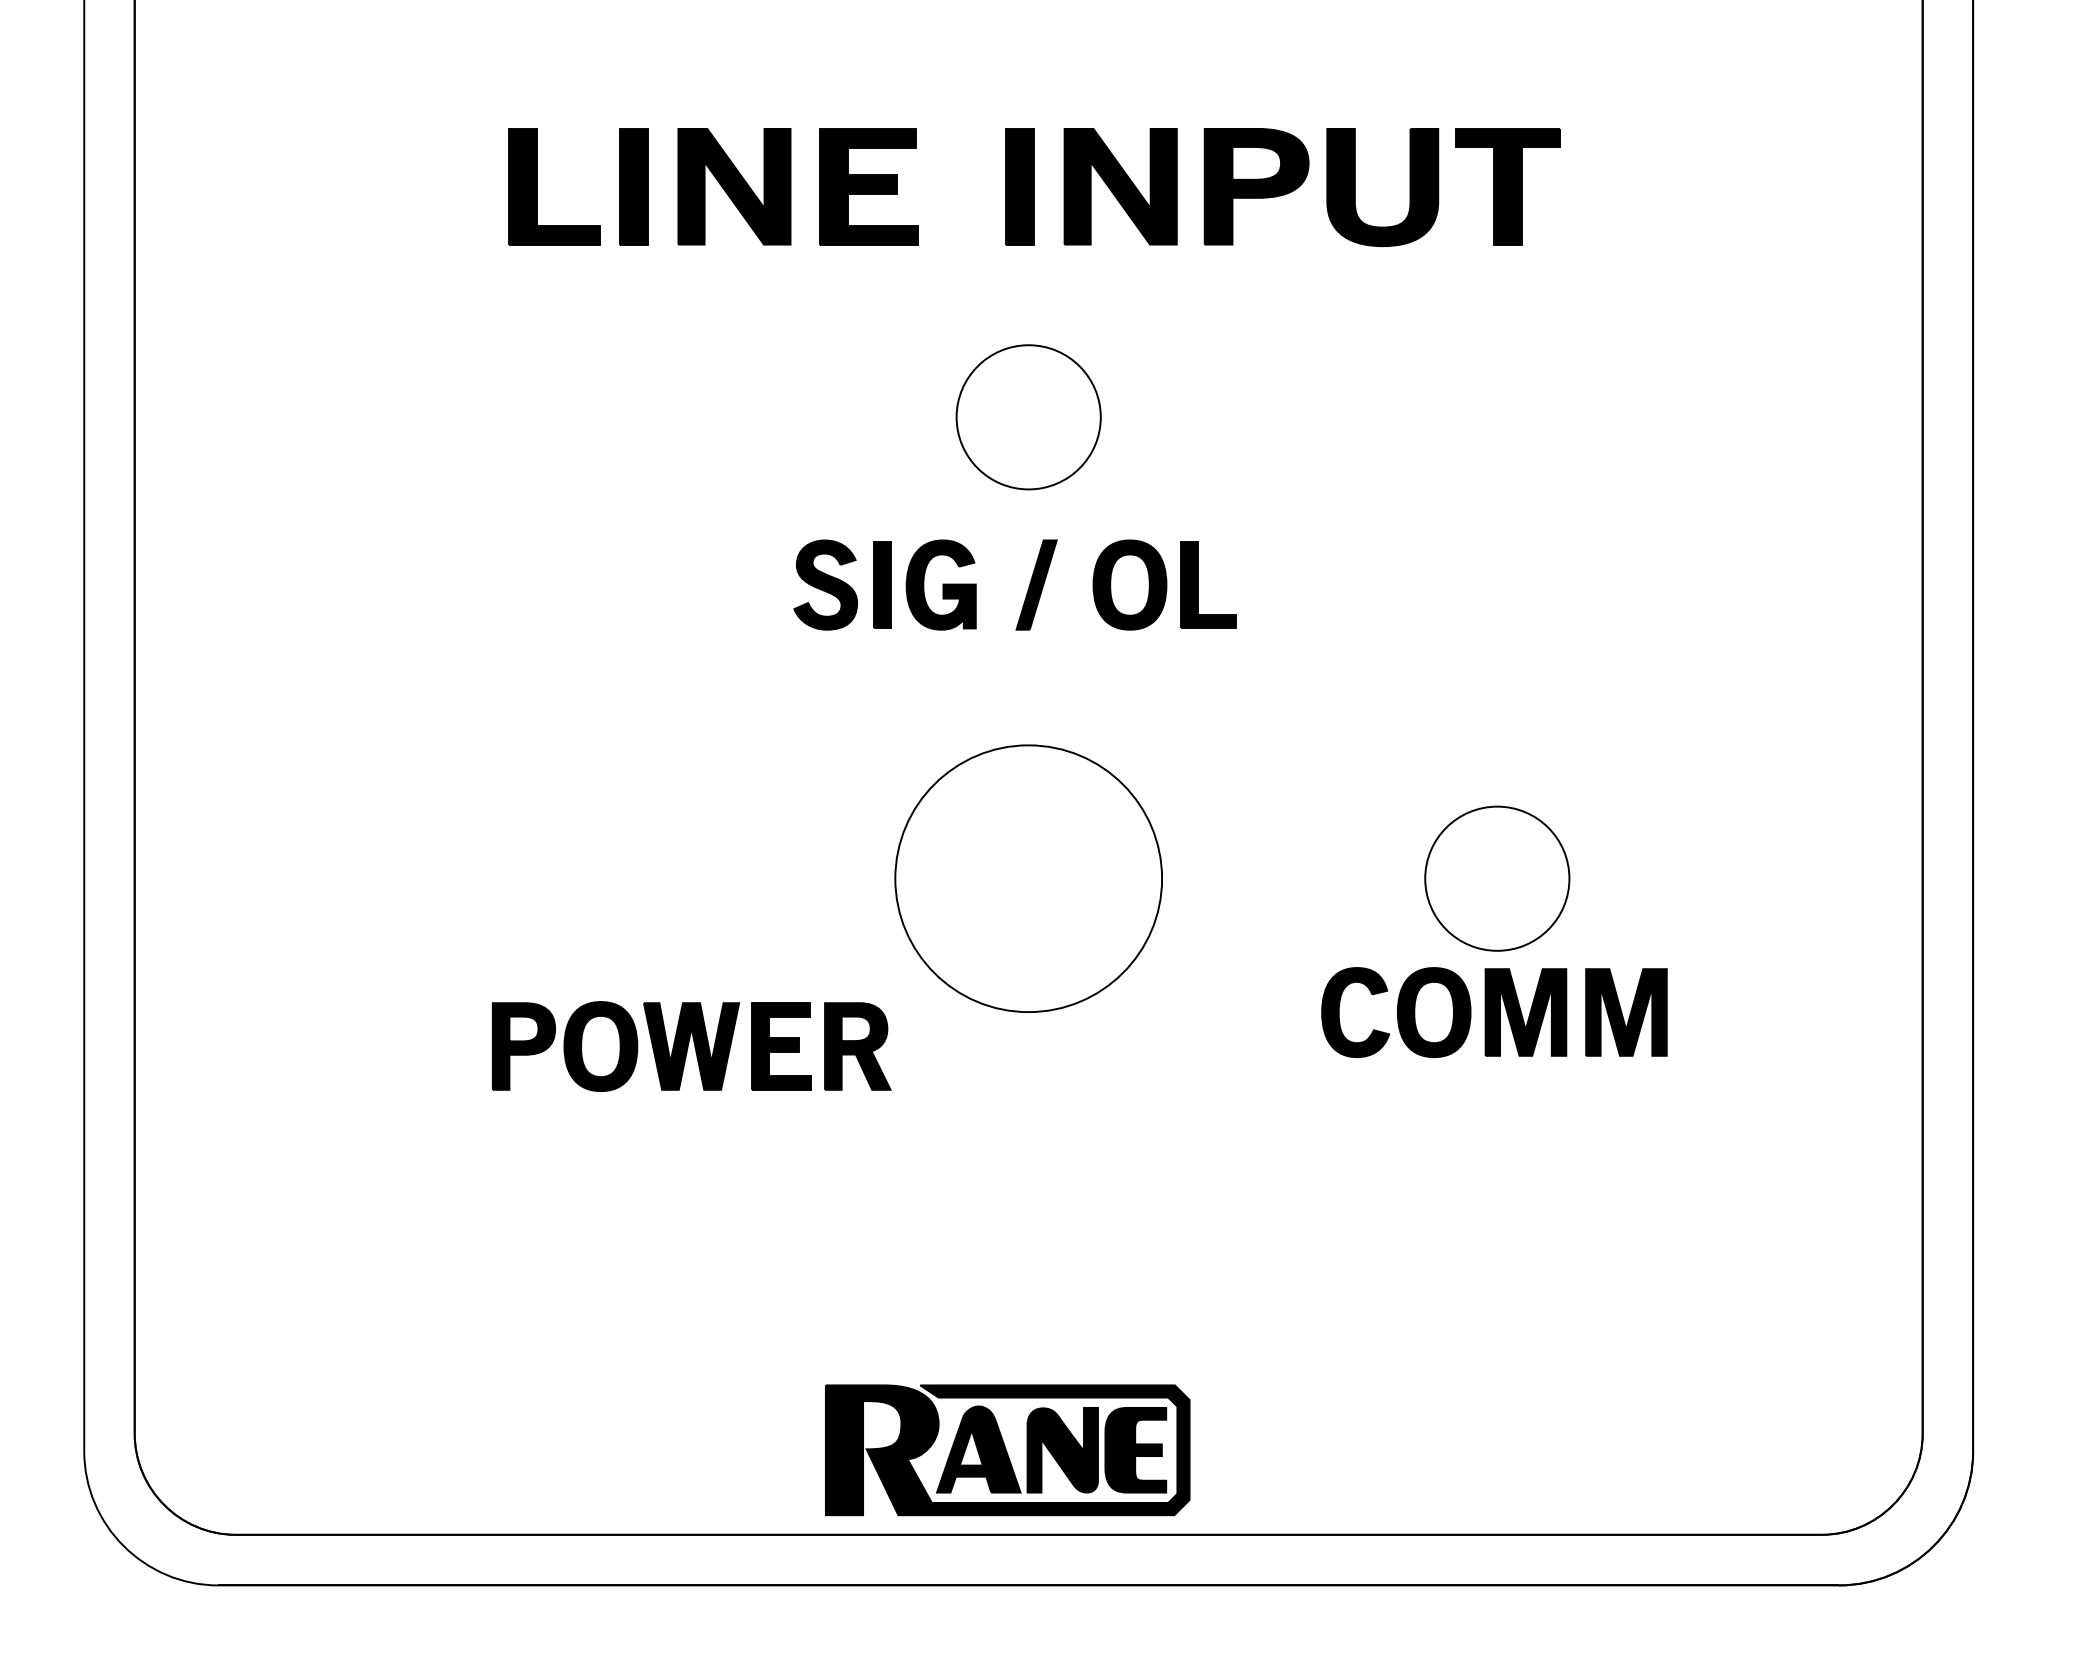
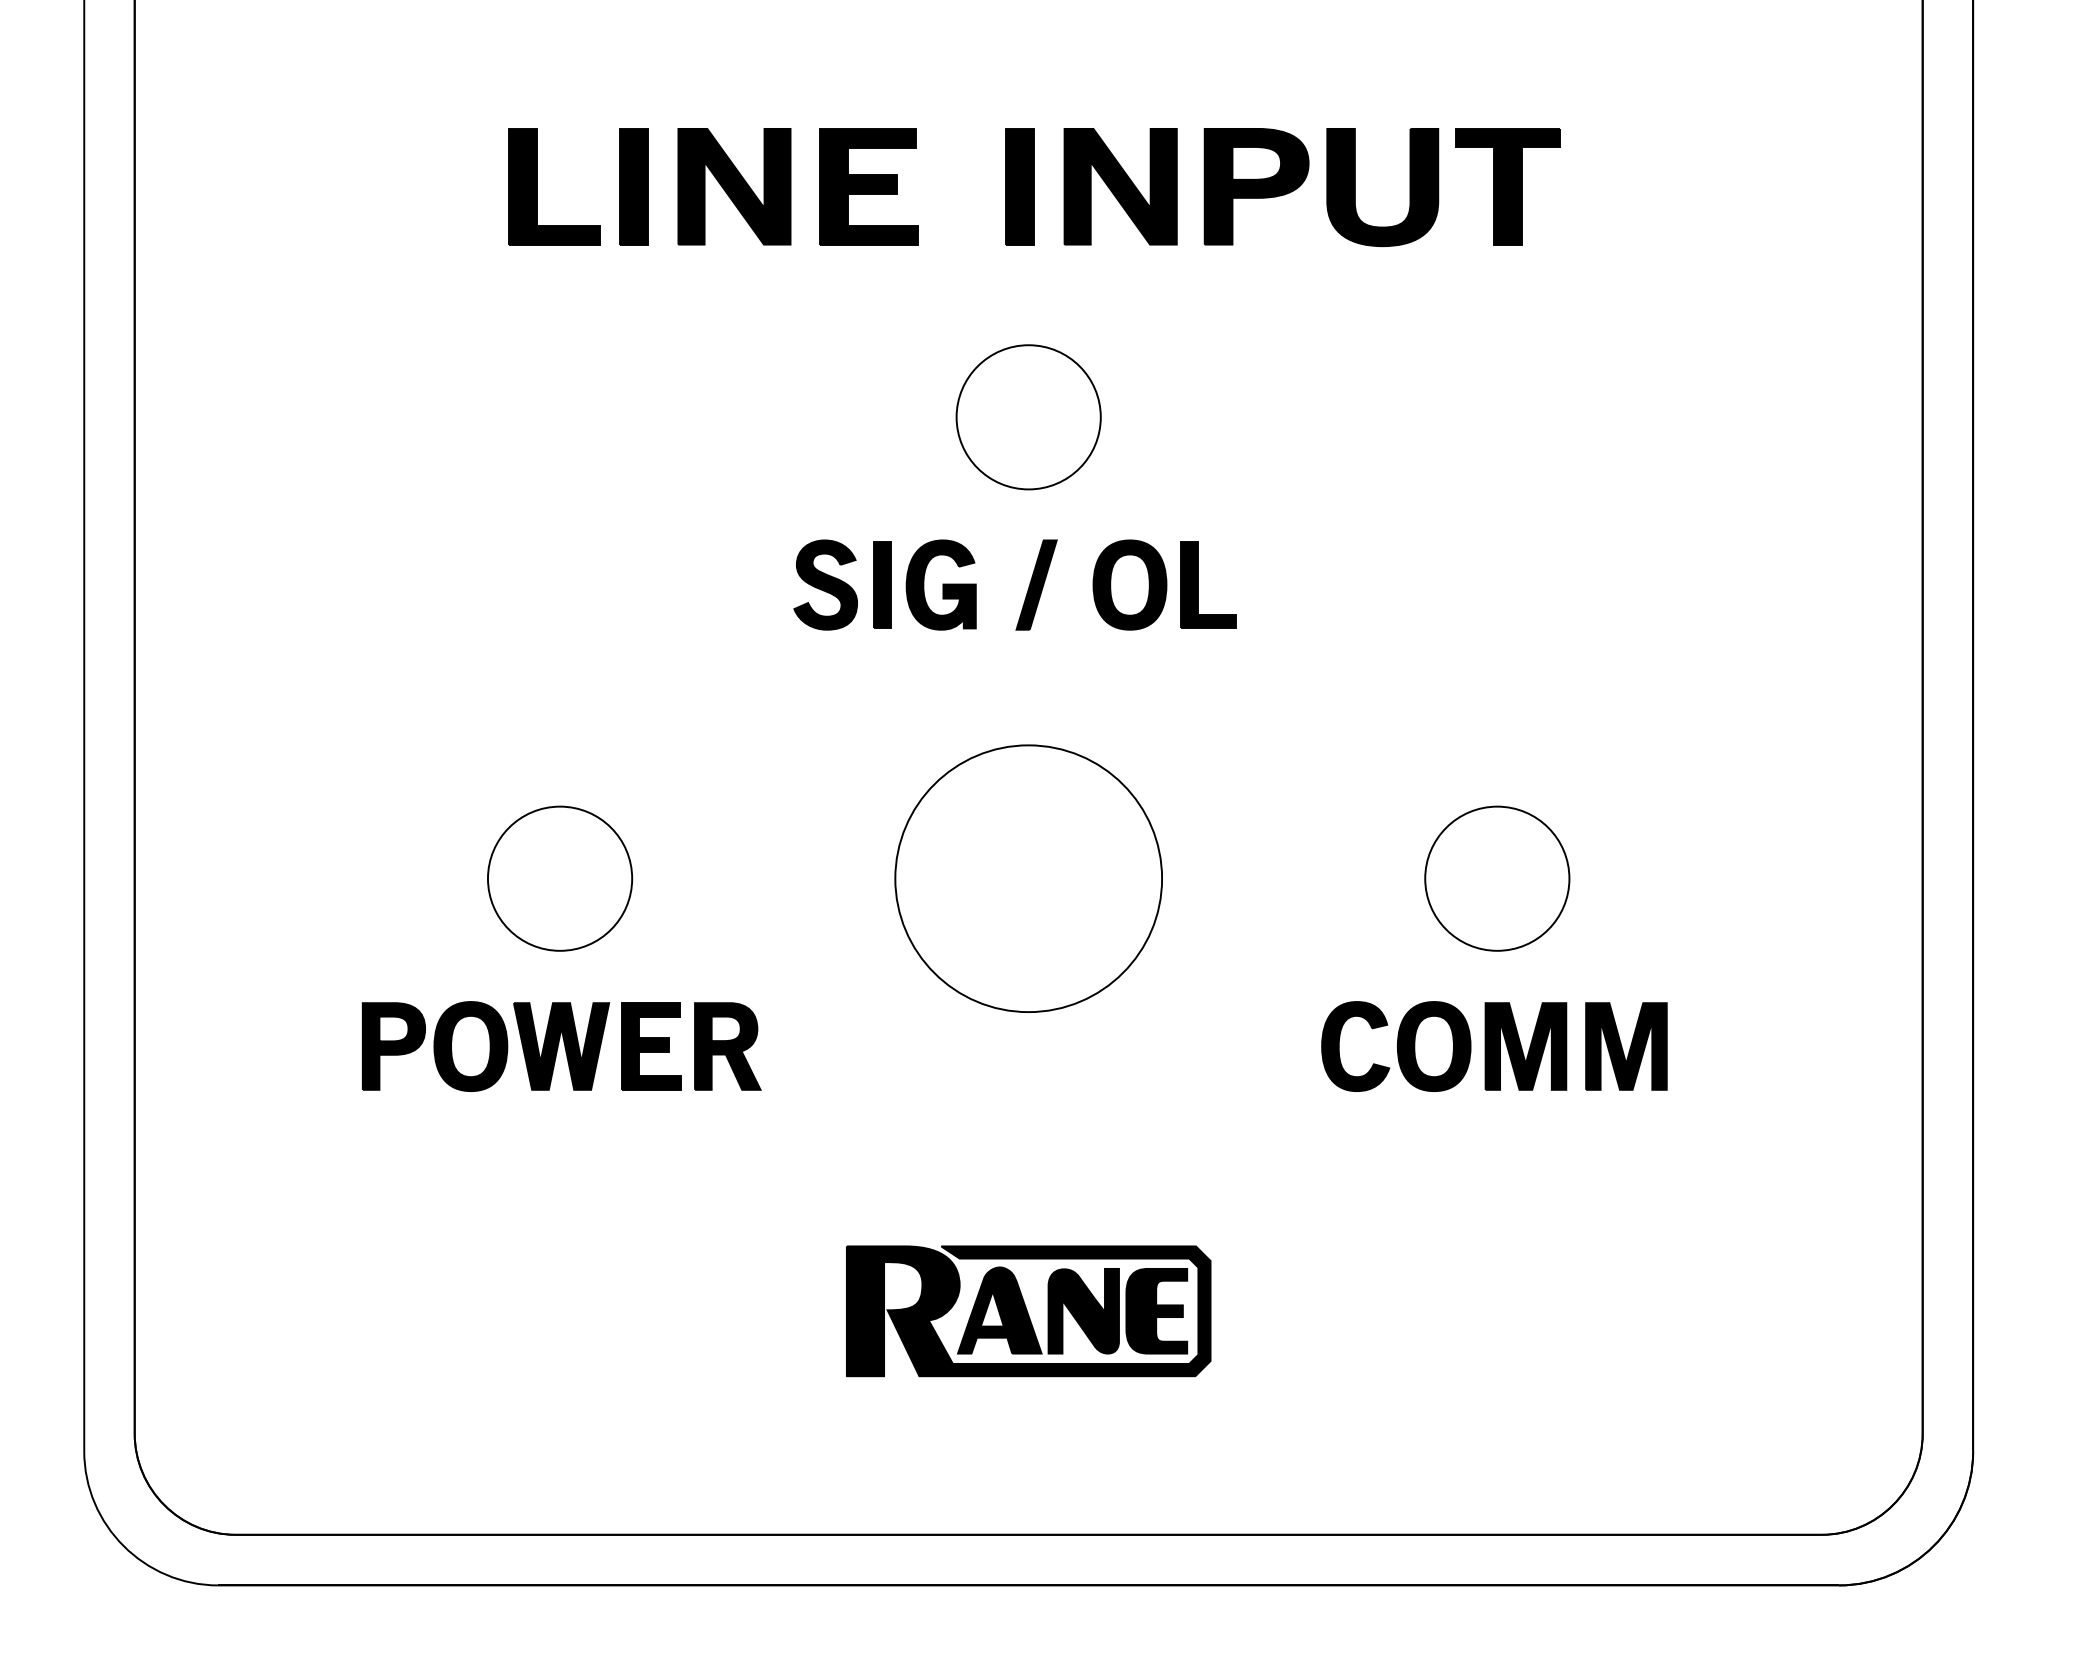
part: none -> present (560, 878)
part position: (1494, 1012) -> (1494, 1046) (1494, 1046)
part position: (691, 1046) -> (561, 1046) (561, 1046)
part position: (1007, 1450) -> (1028, 1311) (1028, 1311)
